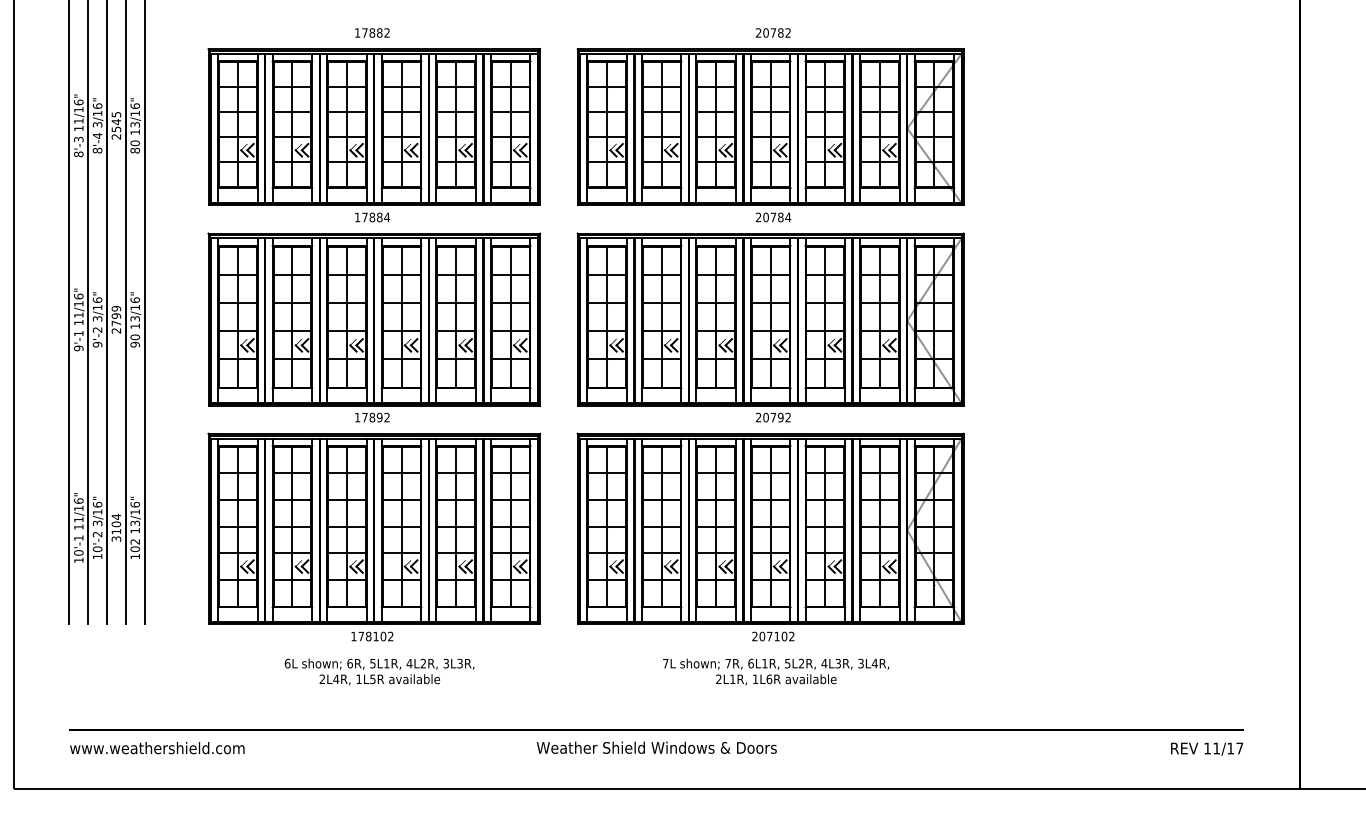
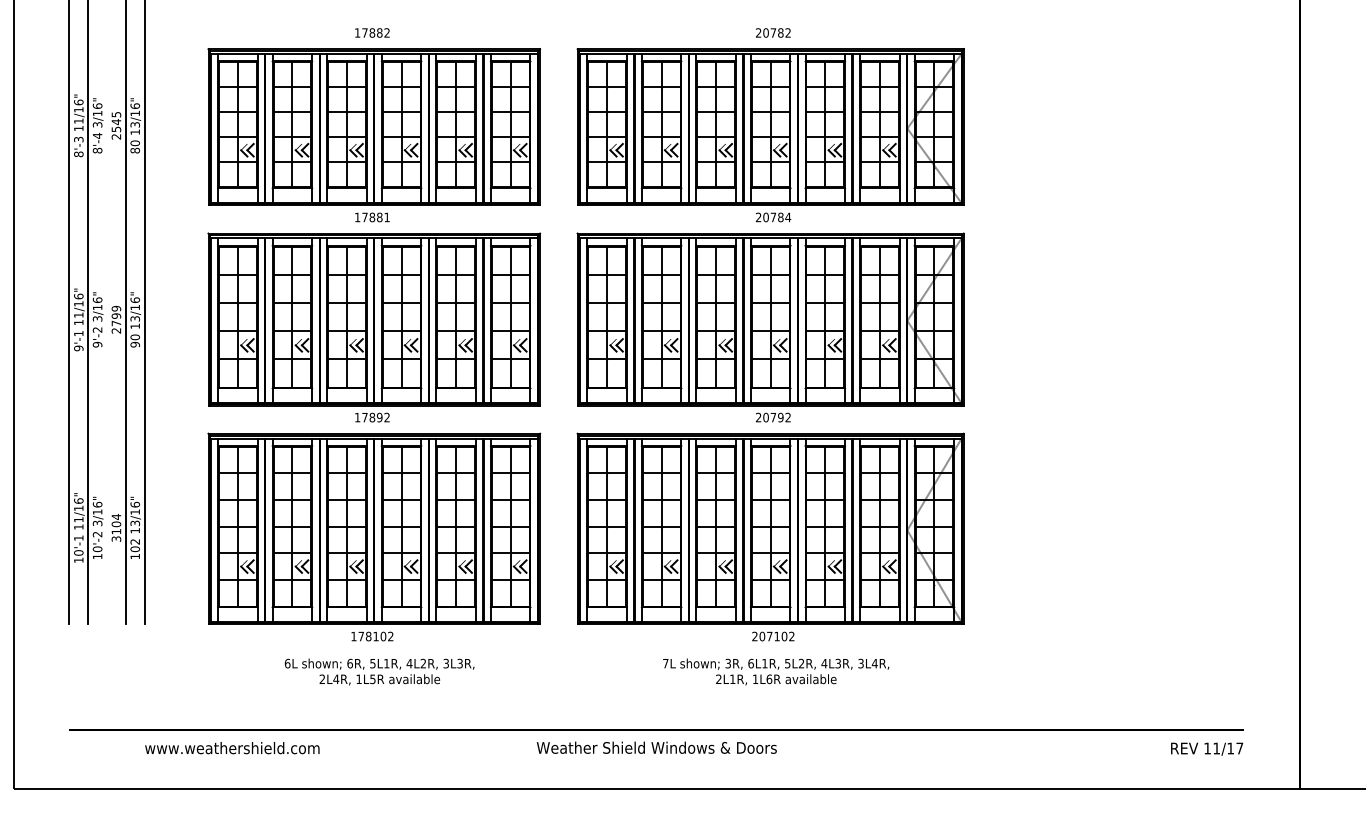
text: 17884 -> 17881 (387, 217)
line: present -> none (107, 313)
text: 7R, -> 3R, (727, 663)
text position: (157, 748) -> (232, 748) (232, 748)
